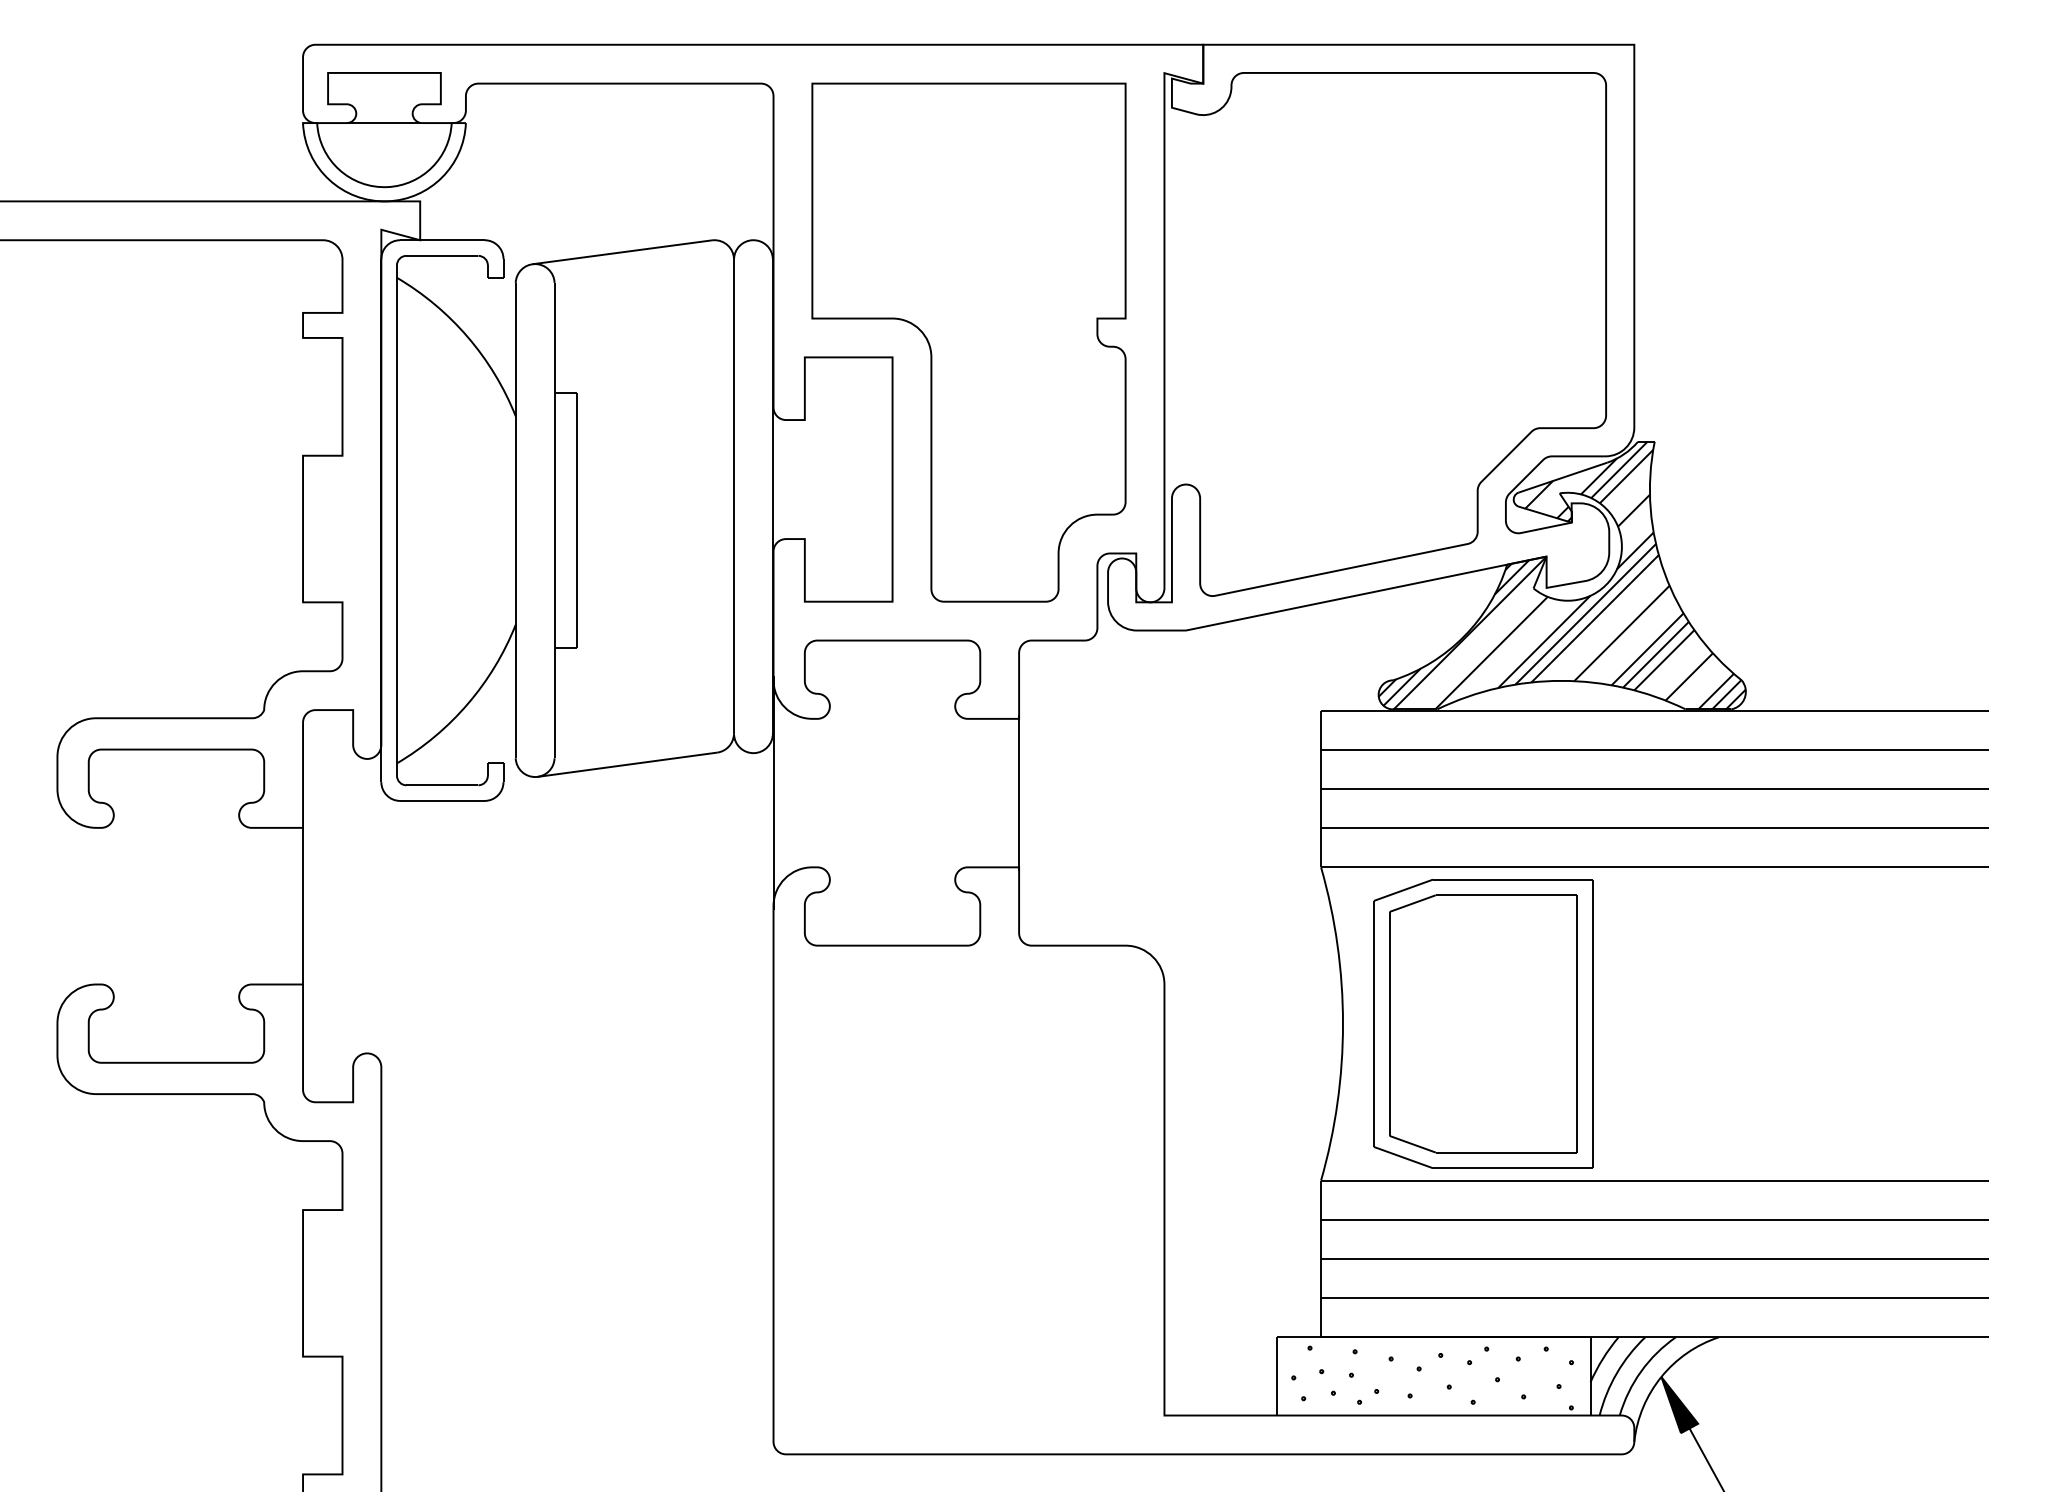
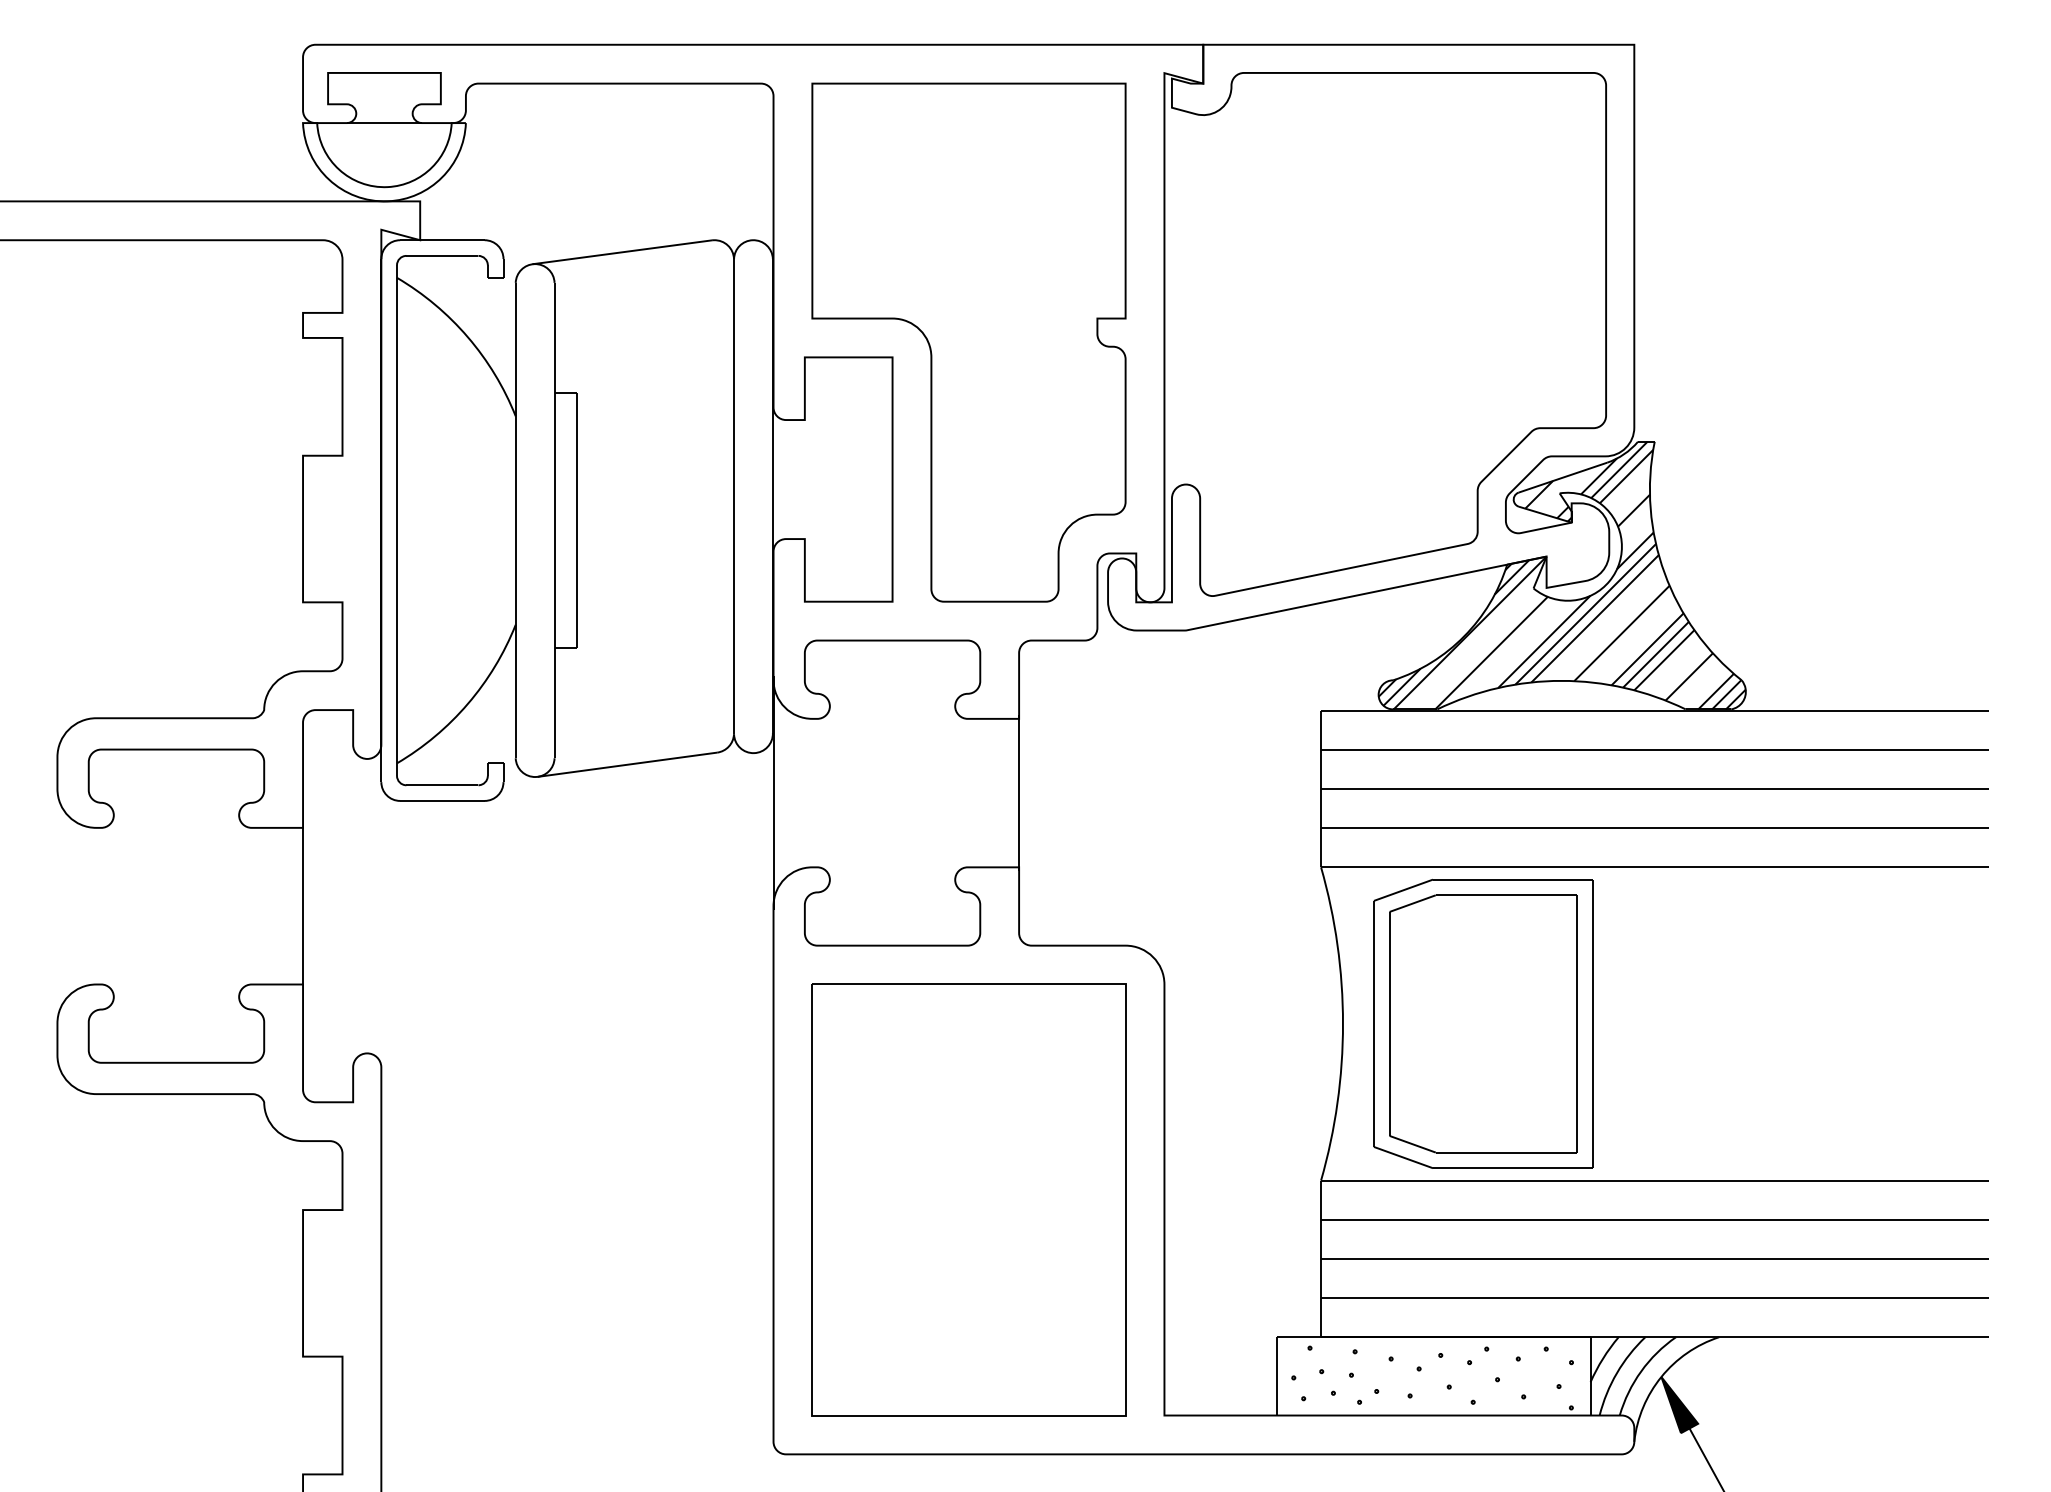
part: none -> present (968, 1199)
